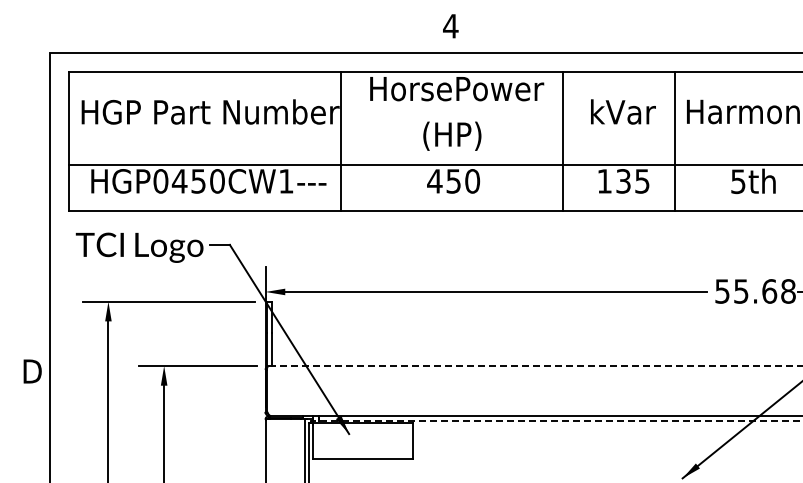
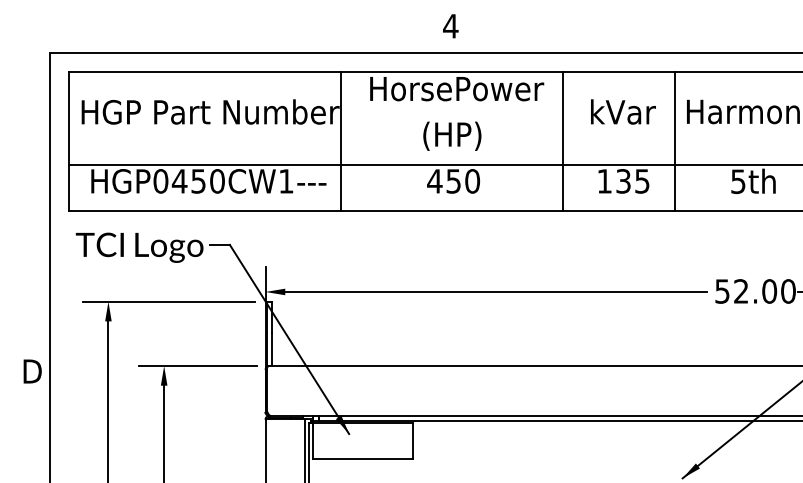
text: 55.68 -> 52.00 (764, 291)
line: dashed -> solid (535, 366)
line: dashed -> solid (556, 421)
